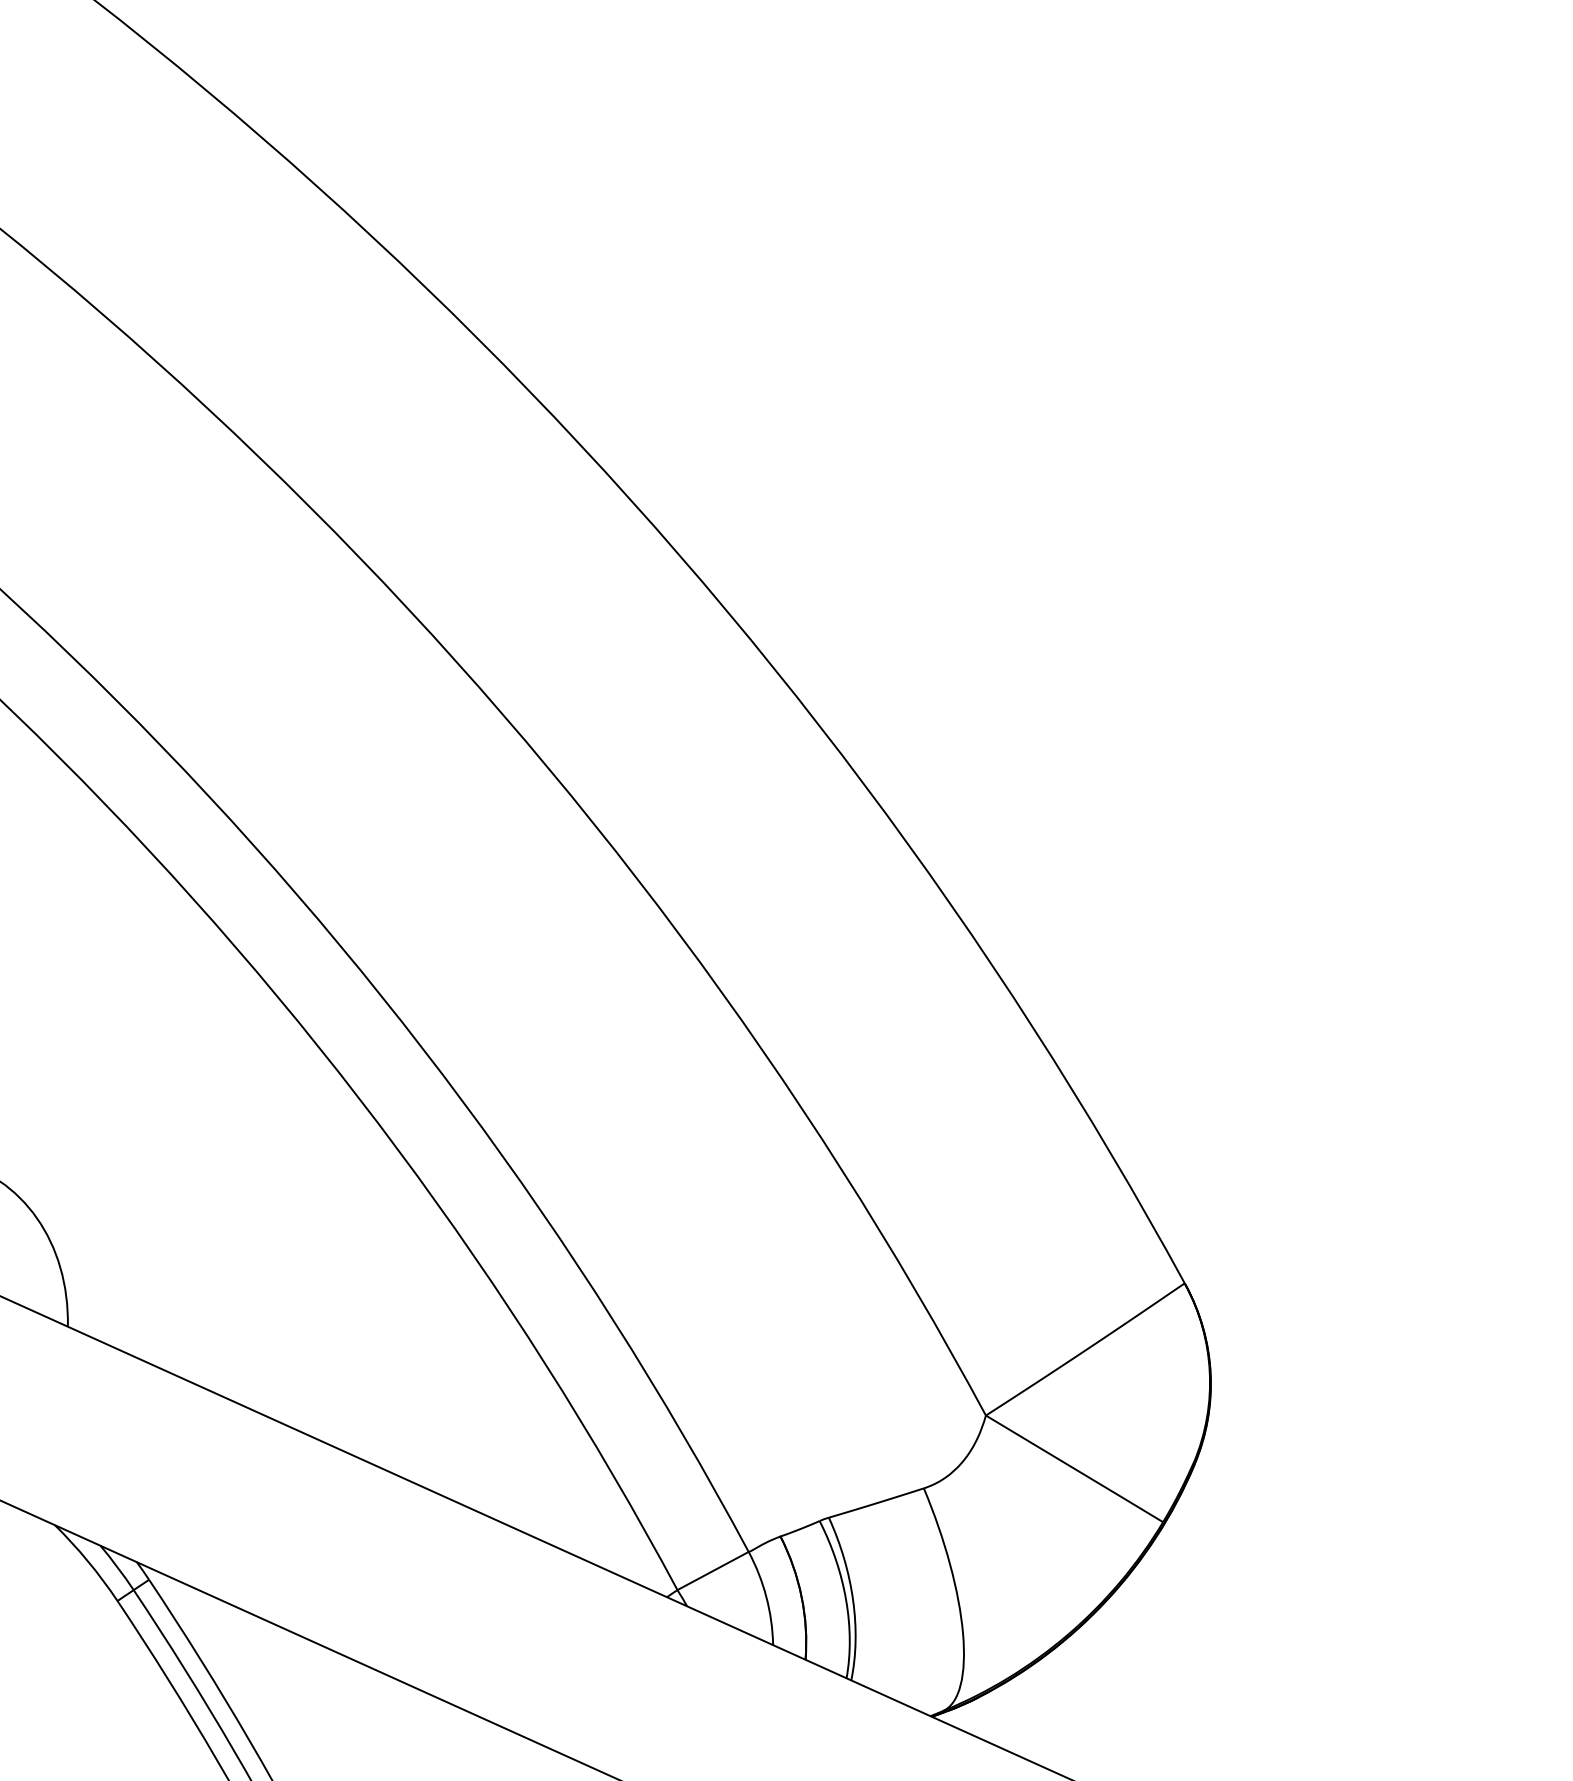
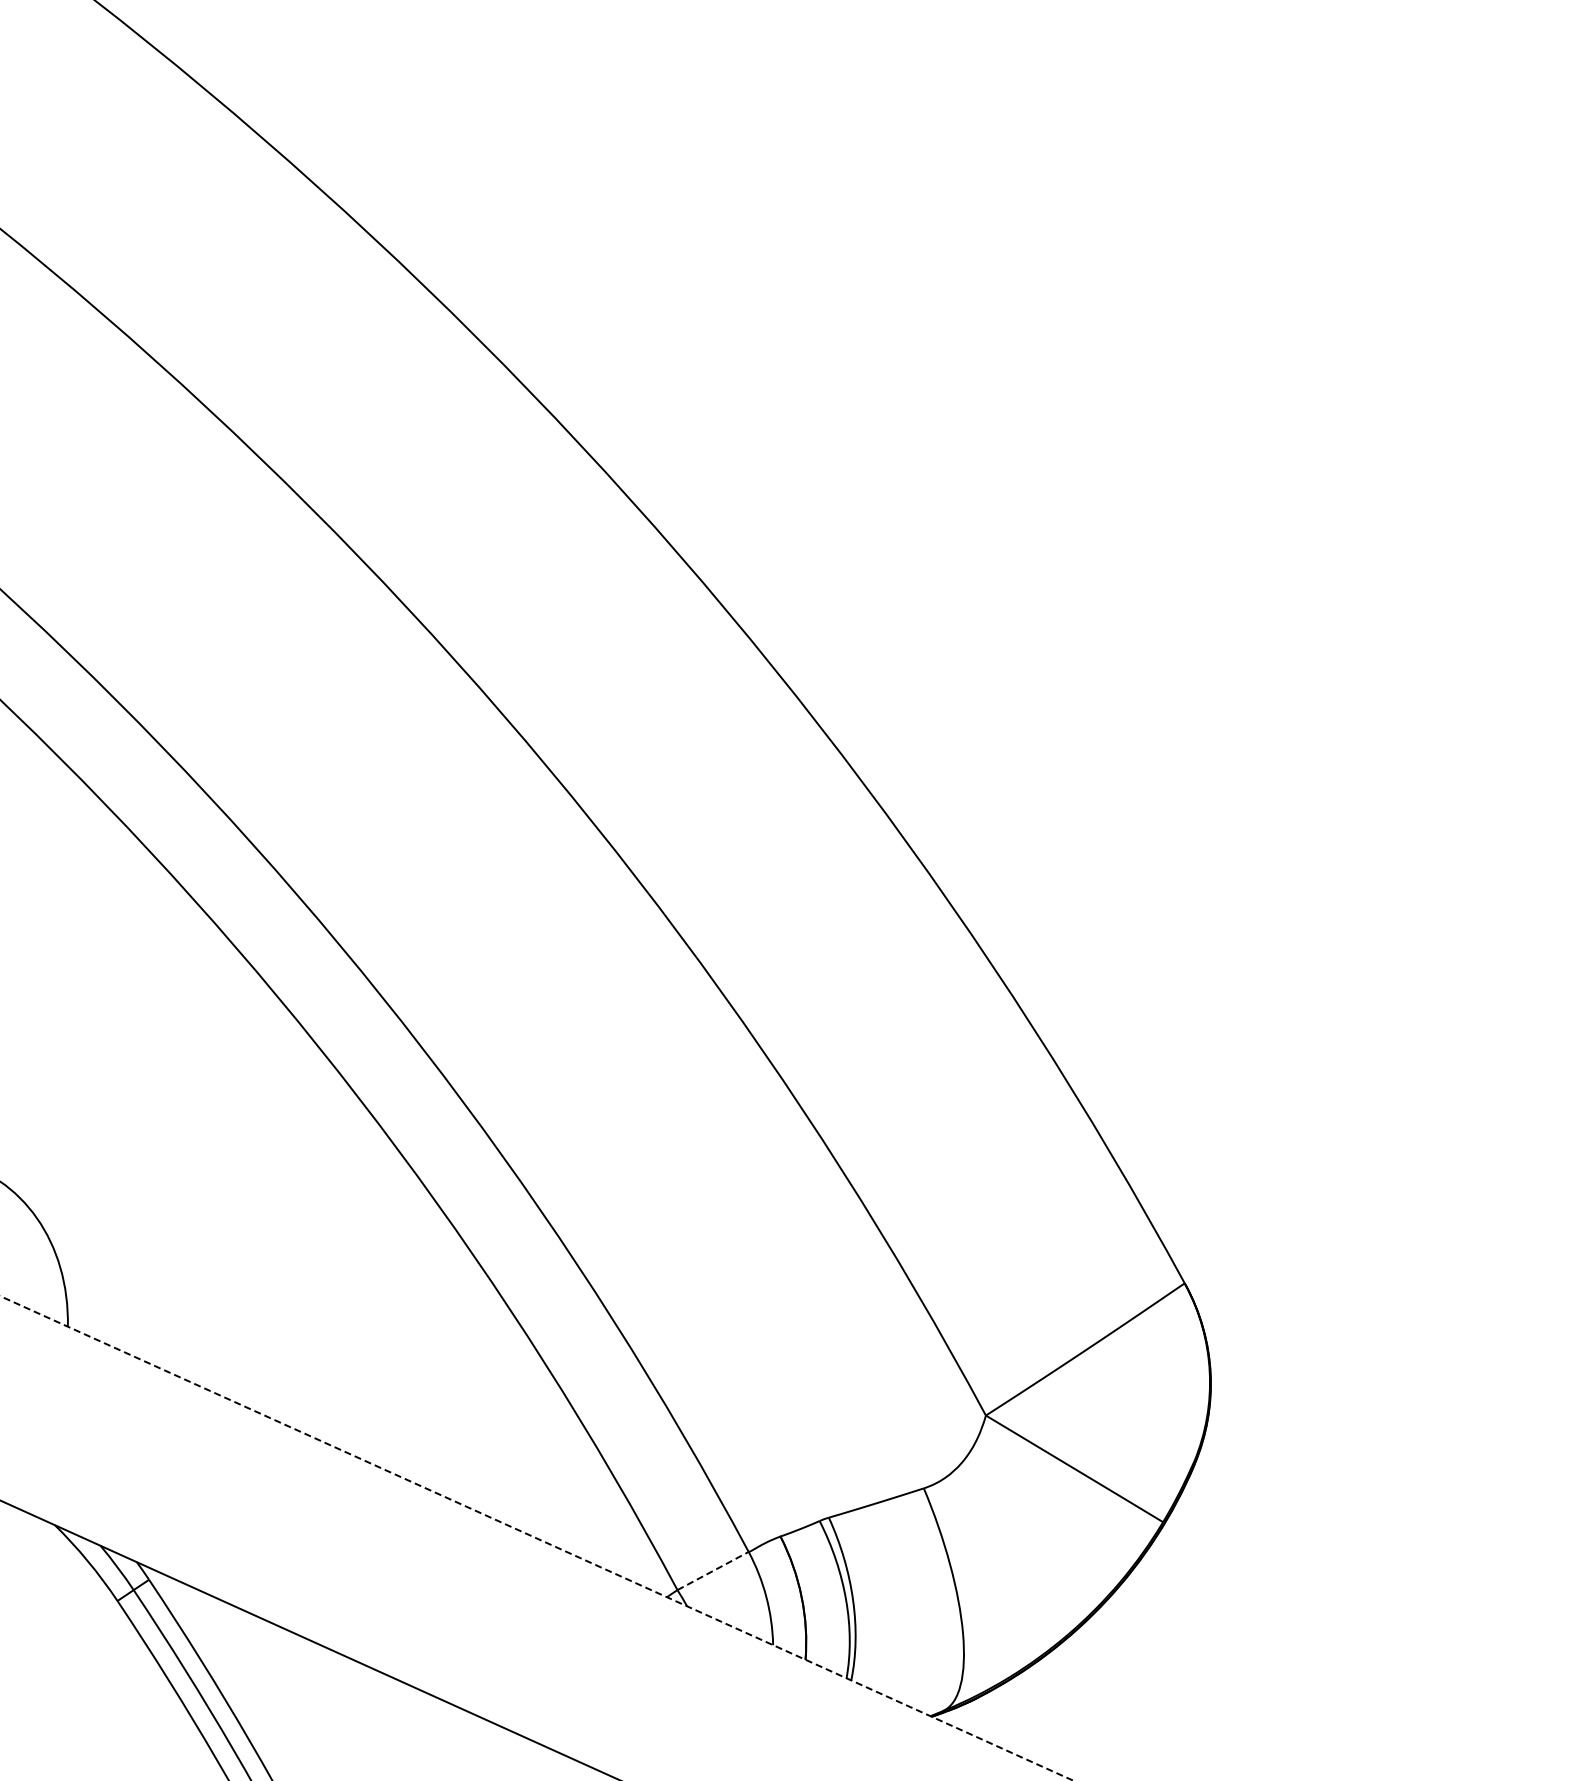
line: solid -> dashed (536, 1538)
line: solid -> dashed (713, 1570)
